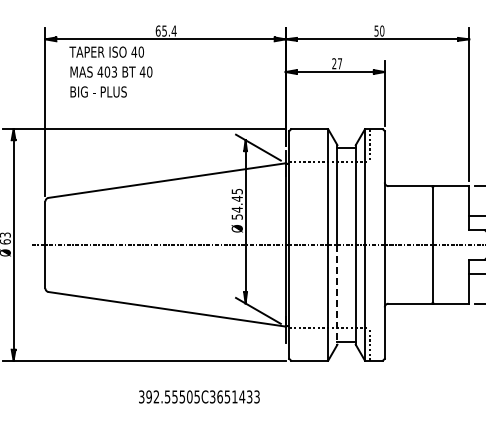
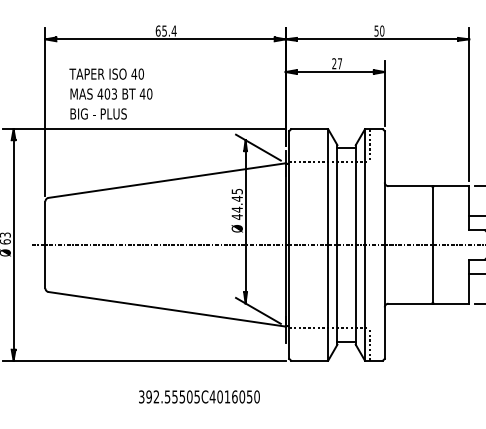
text position: (110, 71) -> (110, 93) (110, 93)
text: 54.45 -> 44.45 (236, 216)
line: dashed -> solid (337, 294)
text: 392.55505C3651433 -> 392.55505C4016050 (234, 396)
